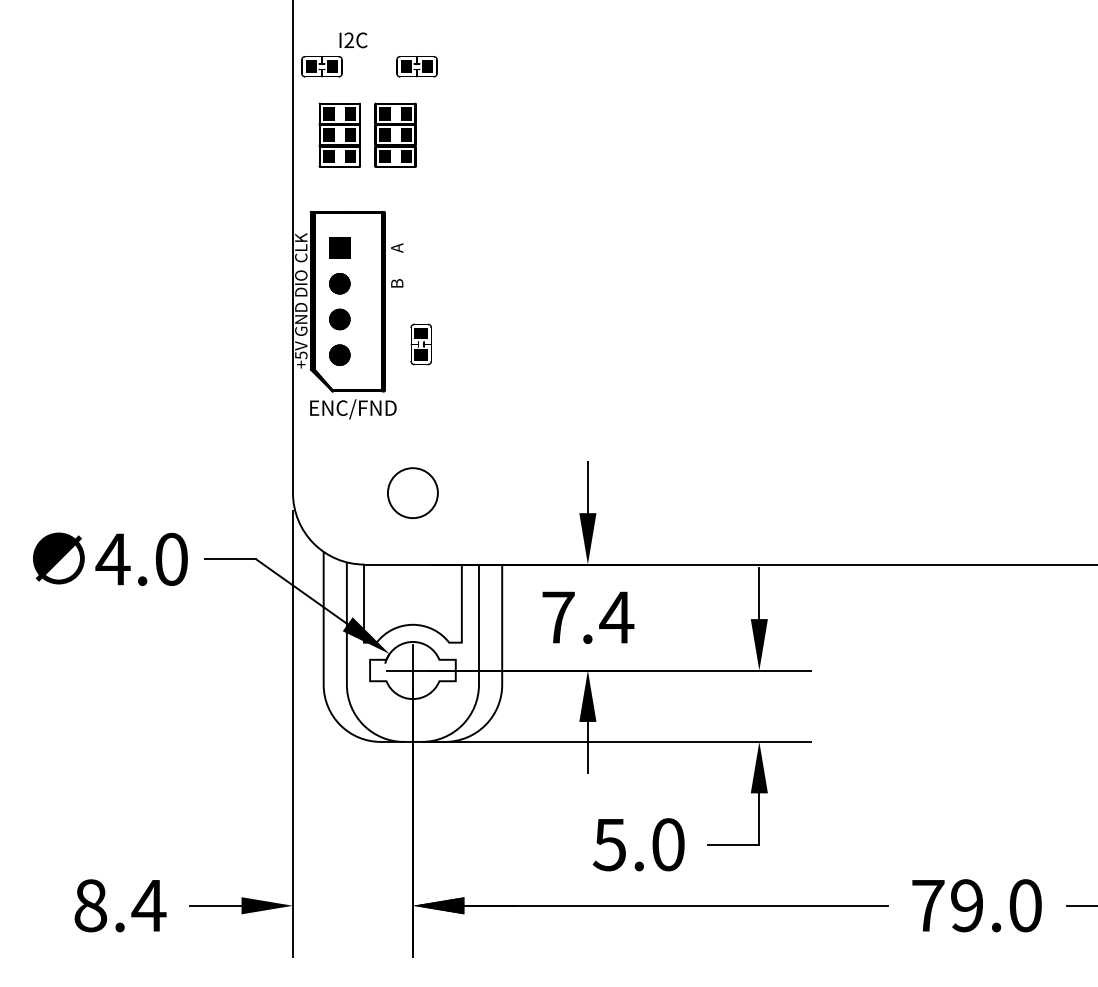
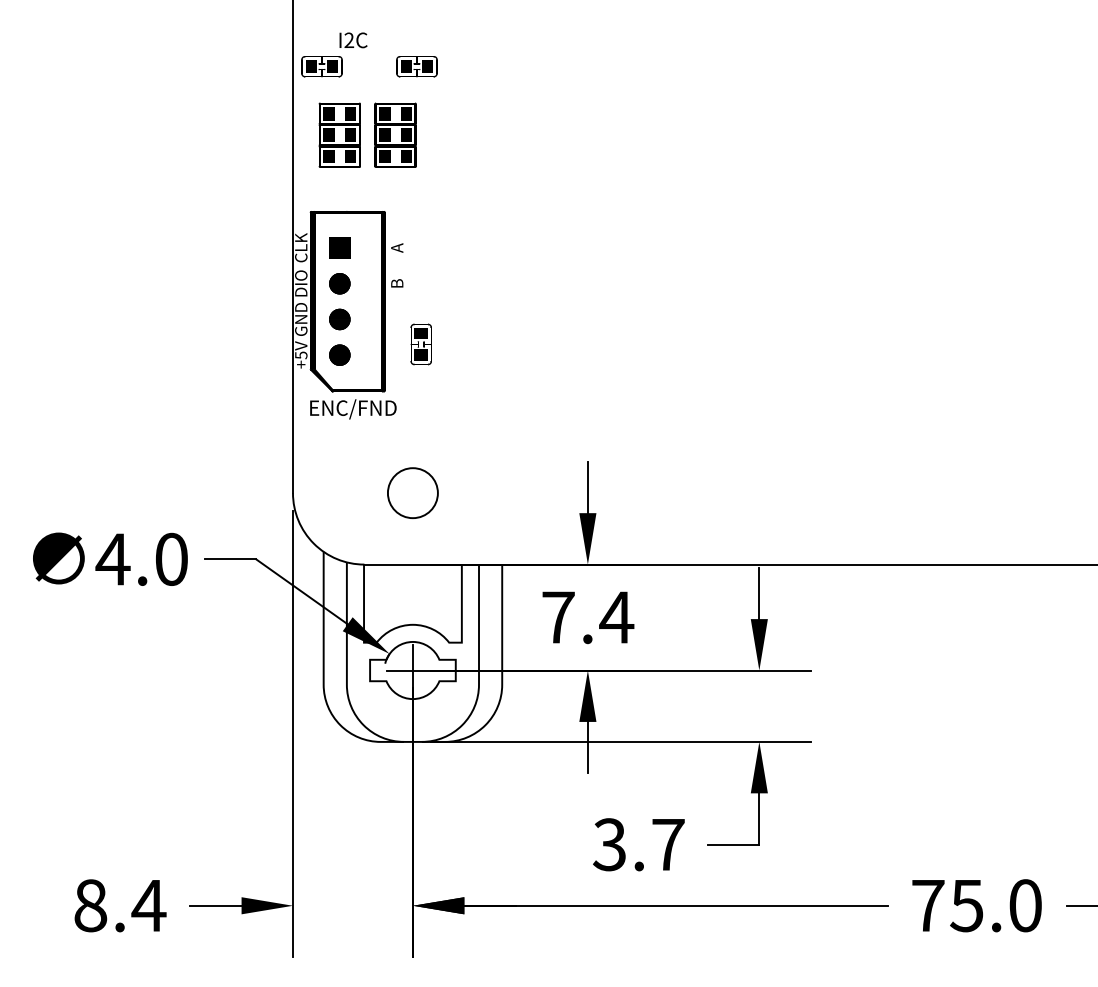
text: 5.0 -> 3.7 (638, 844)
text: 79.0 -> 75.0 (966, 905)
